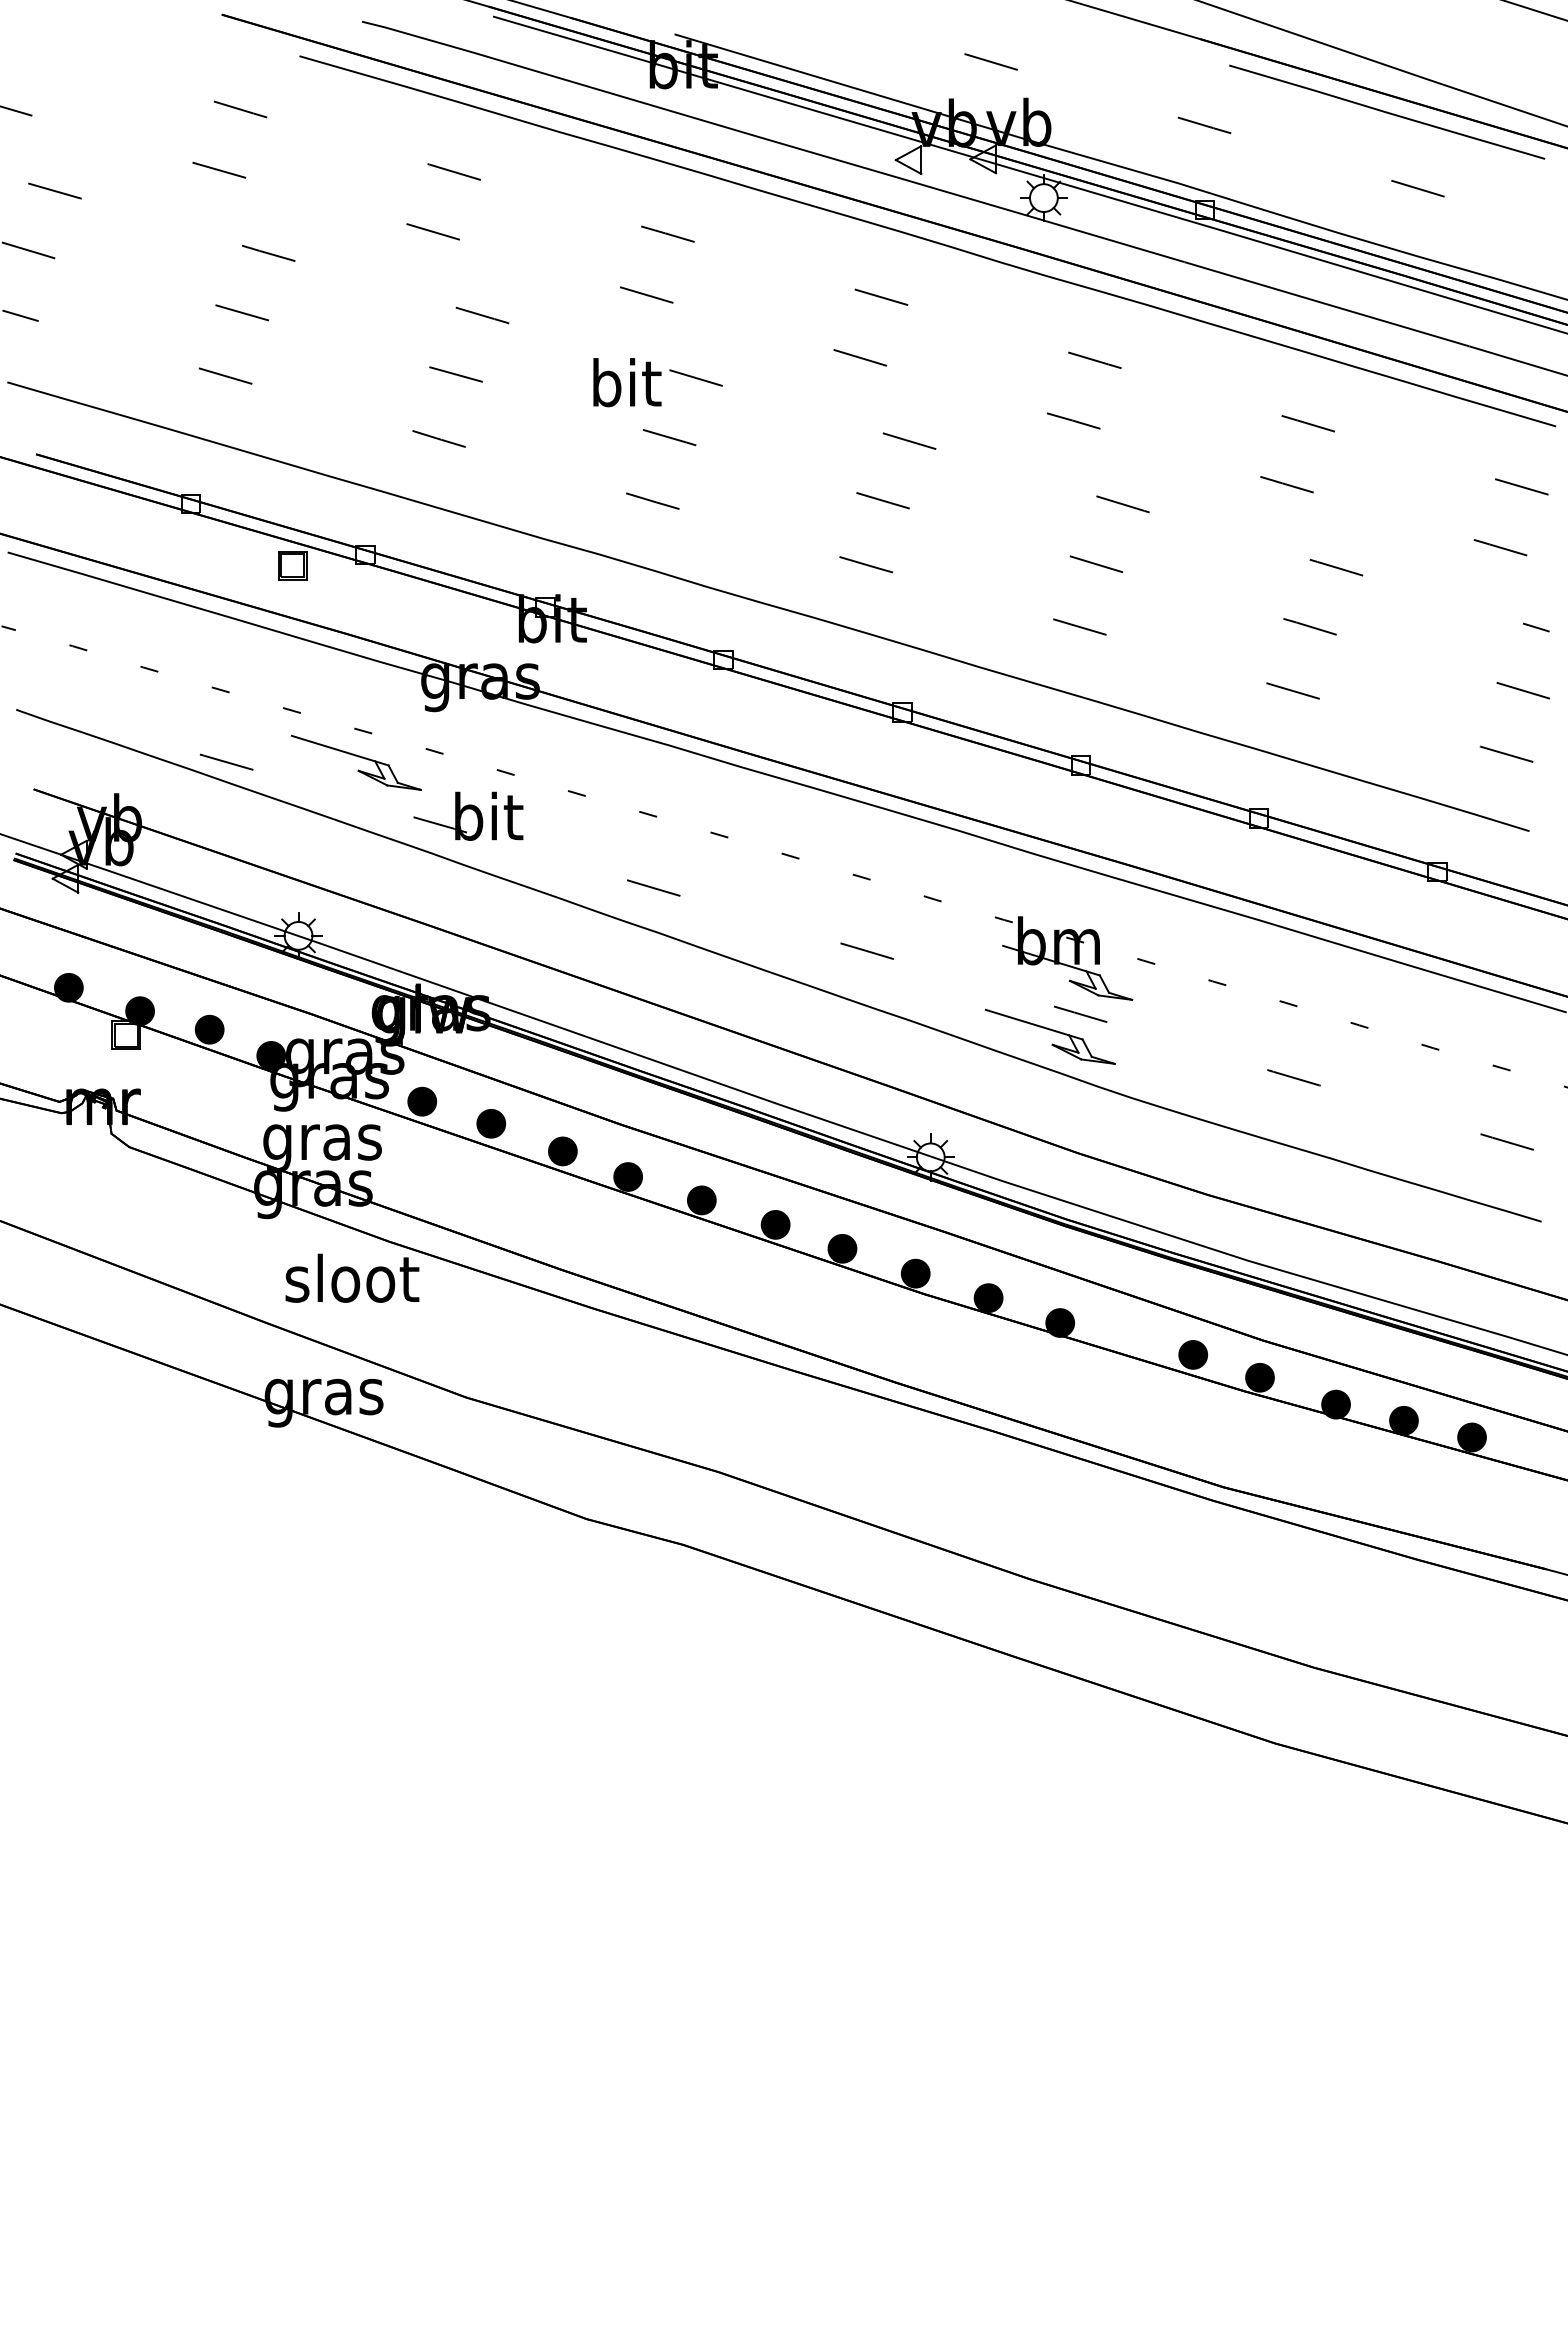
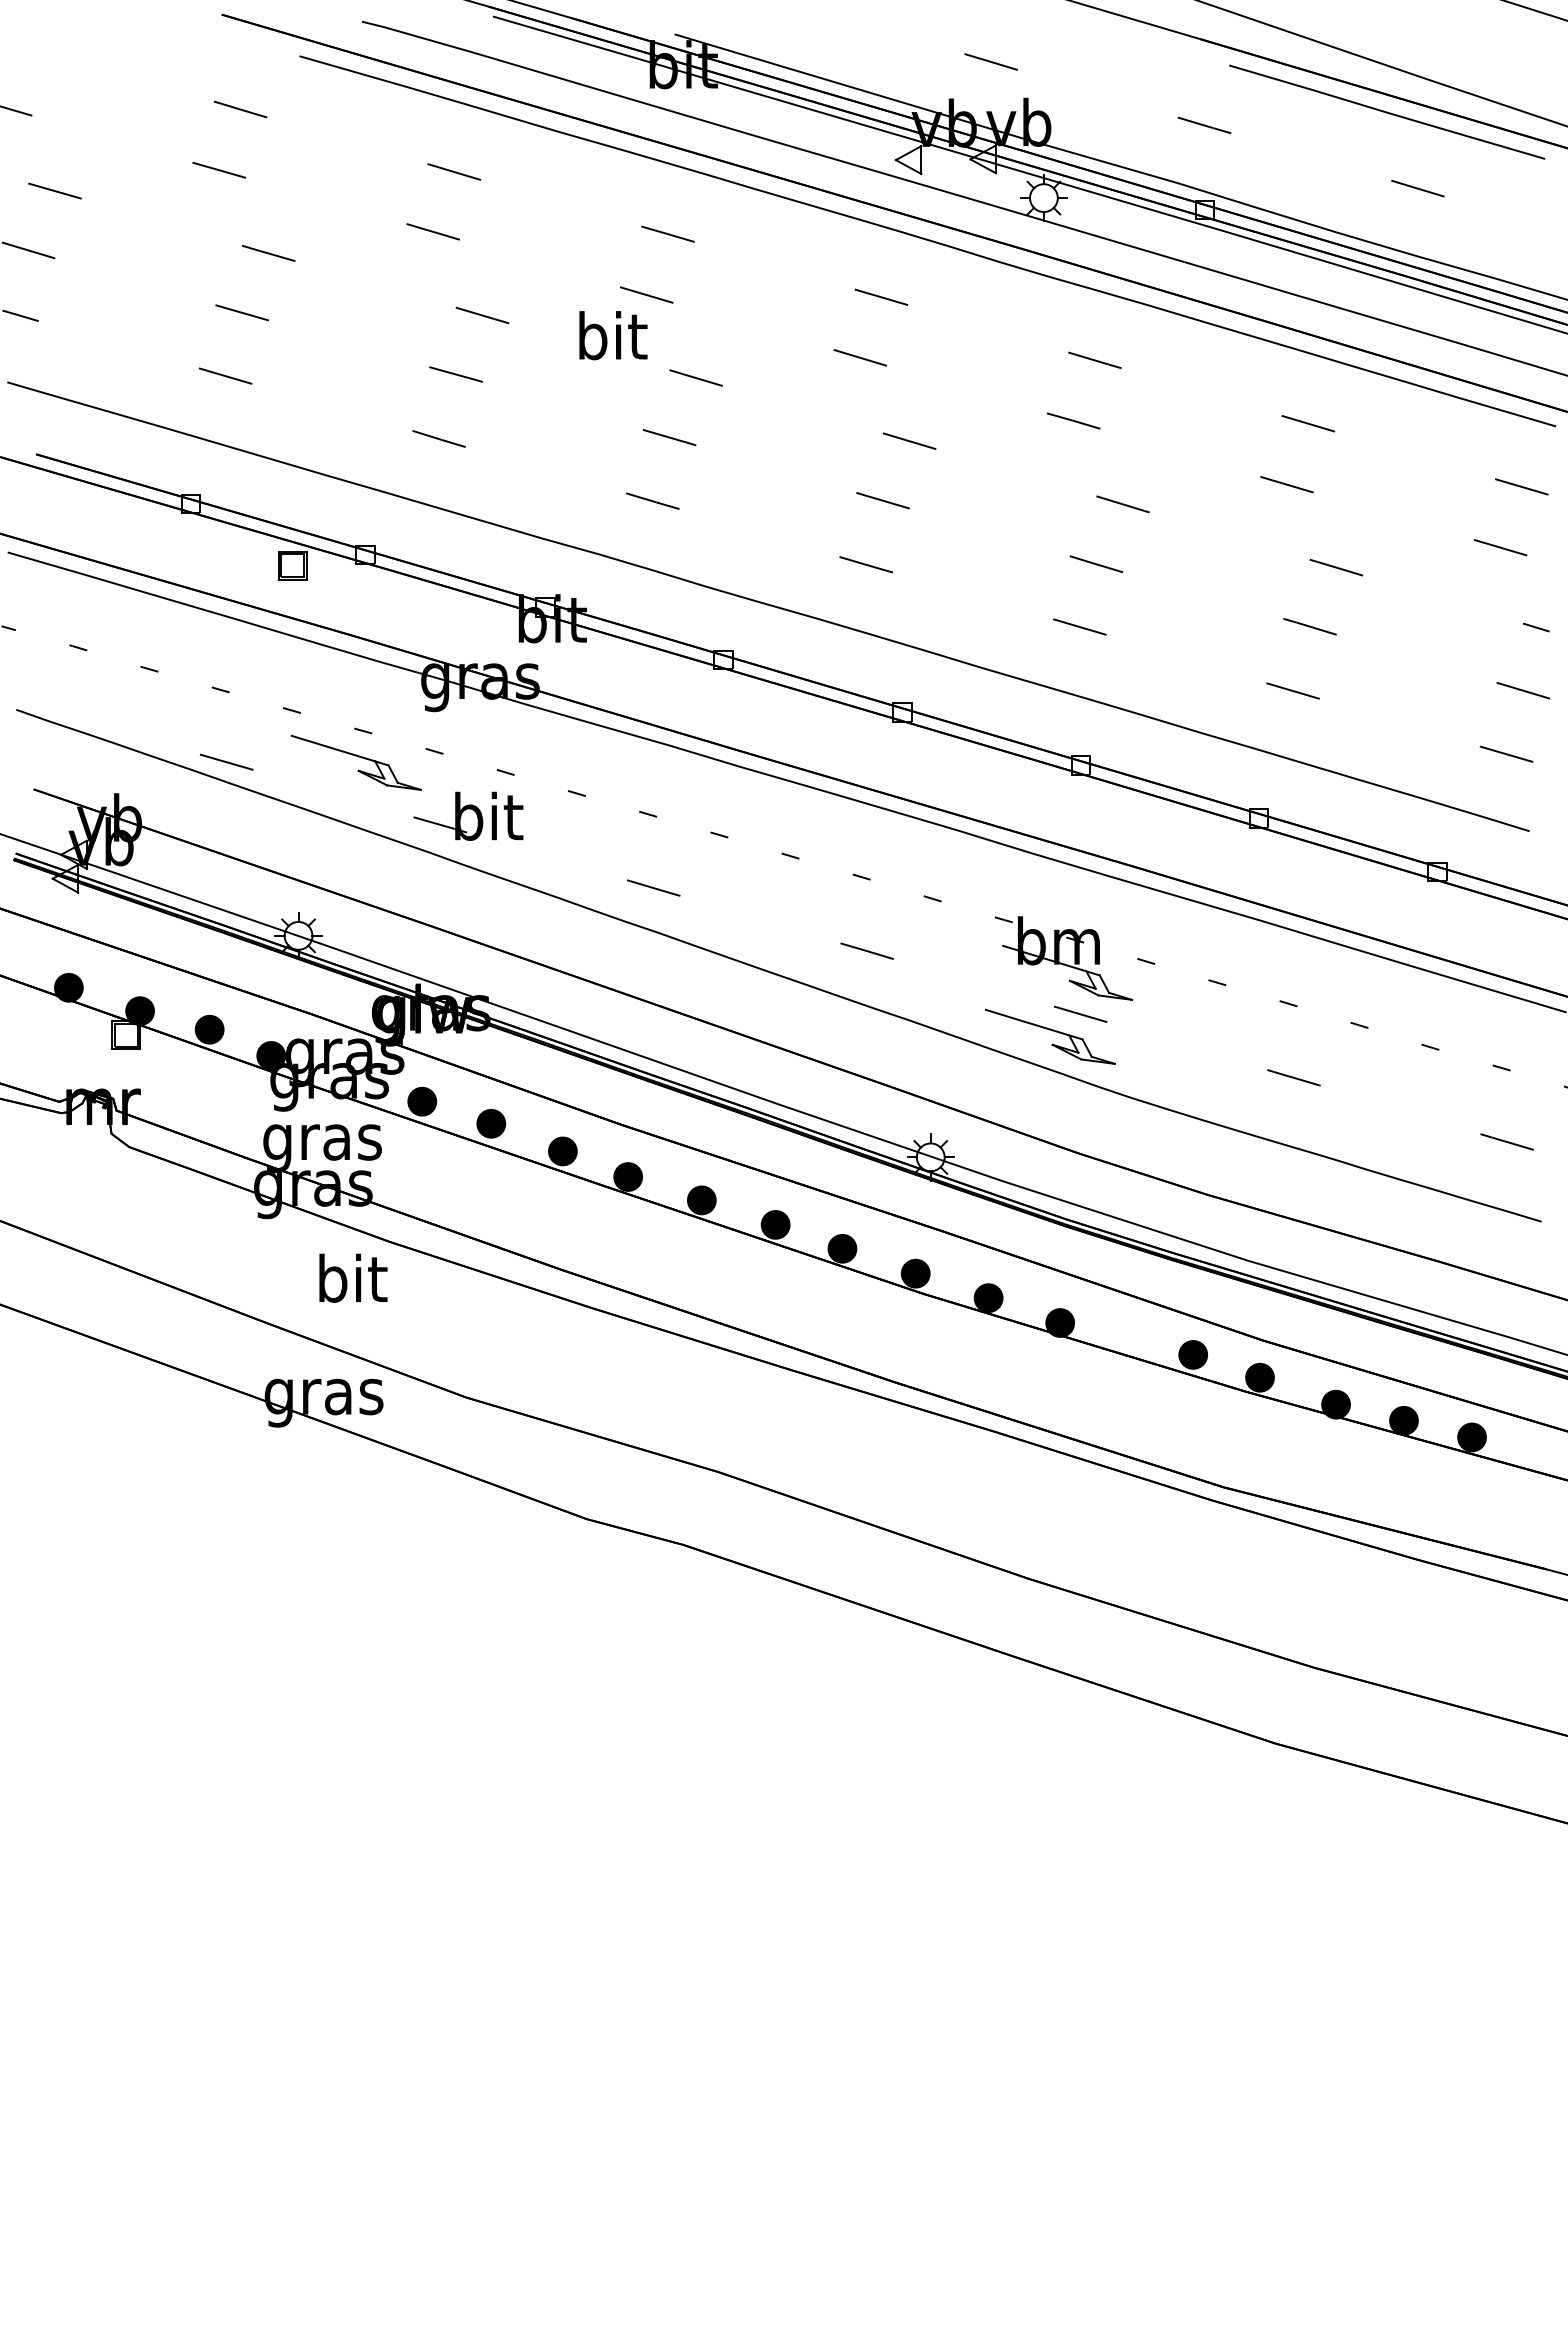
text position: (627, 382) -> (613, 335) (613, 335)
text: sloot -> bit (352, 1277)
